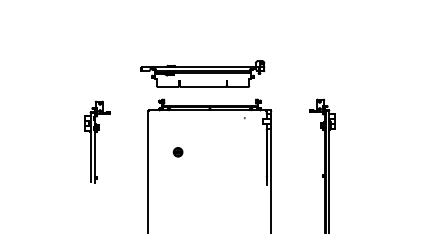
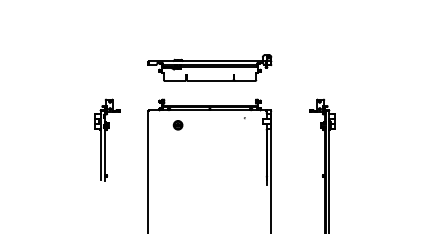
part position: (202, 73) -> (209, 67) (209, 67)
part position: (97, 141) -> (107, 139) (107, 139)
part position: (177, 152) -> (177, 125) (177, 125)
